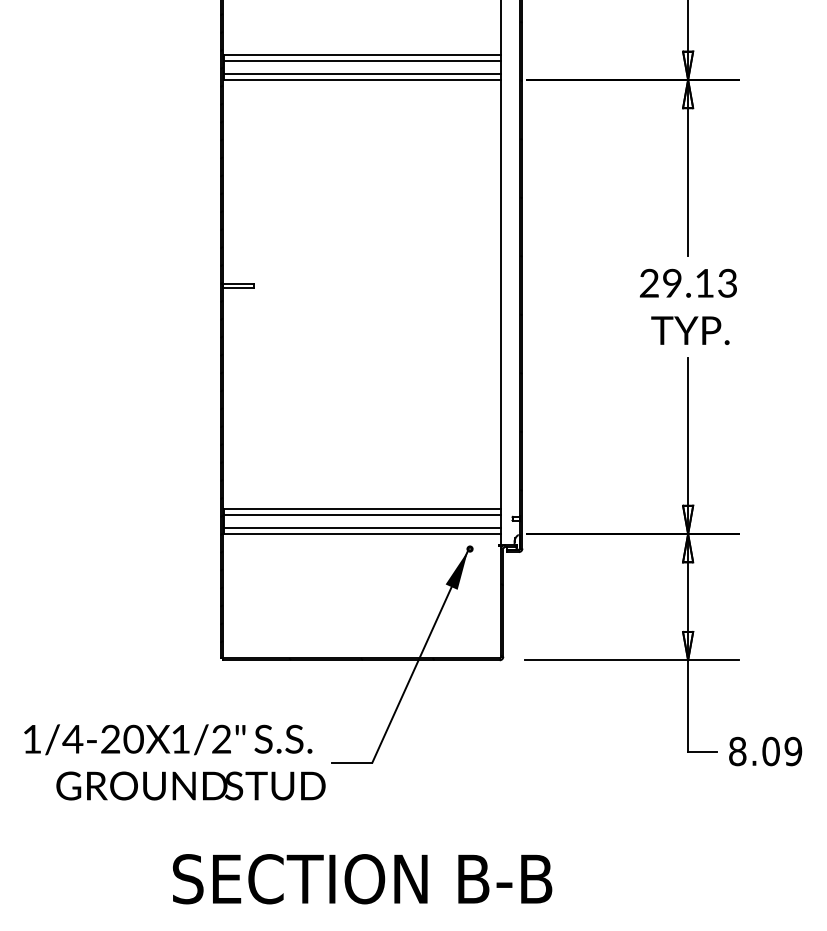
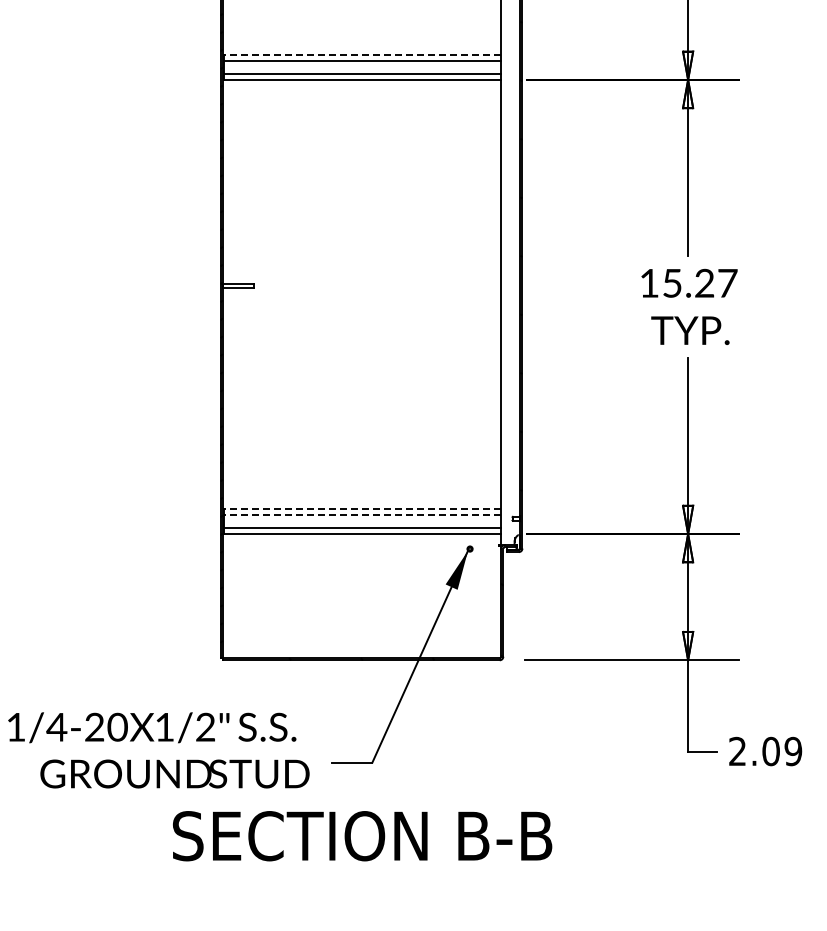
line: solid -> dashed (362, 54)
text: 29.13 -> 15.27 (688, 282)
line: solid -> dashed (362, 508)
line: solid -> dashed (362, 514)
text: 8.09 -> 2.09 (737, 751)
text position: (174, 762) -> (158, 750) (158, 750)
text position: (362, 879) -> (362, 836) (362, 836)
